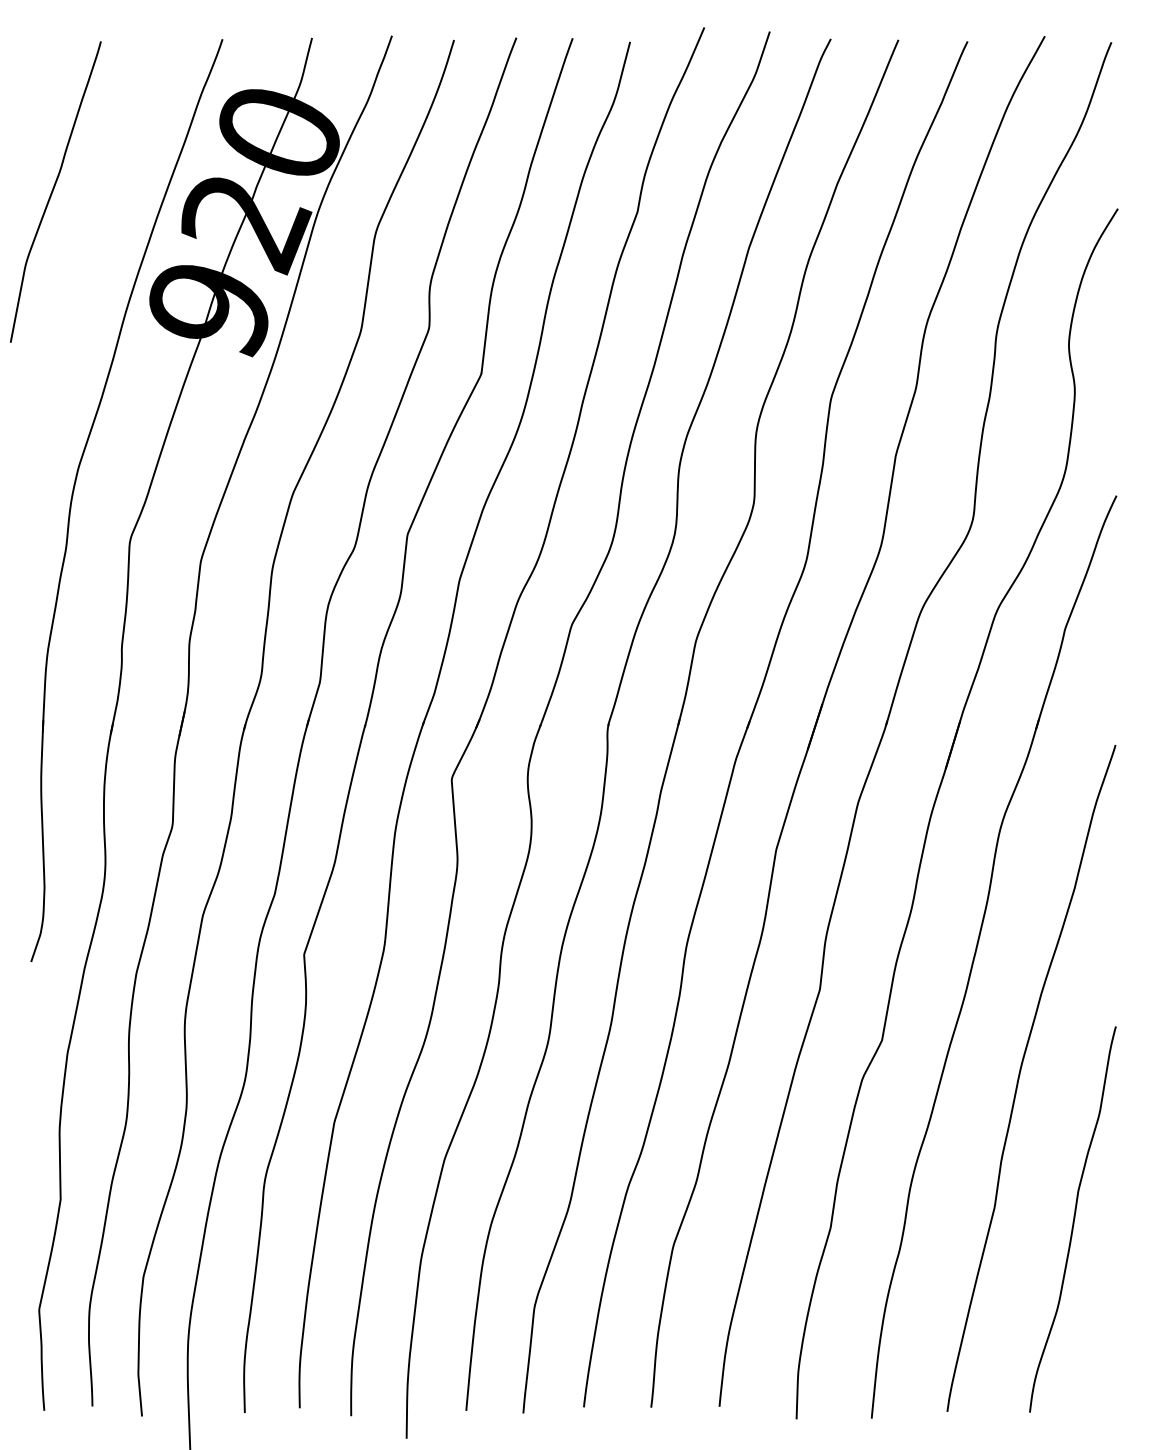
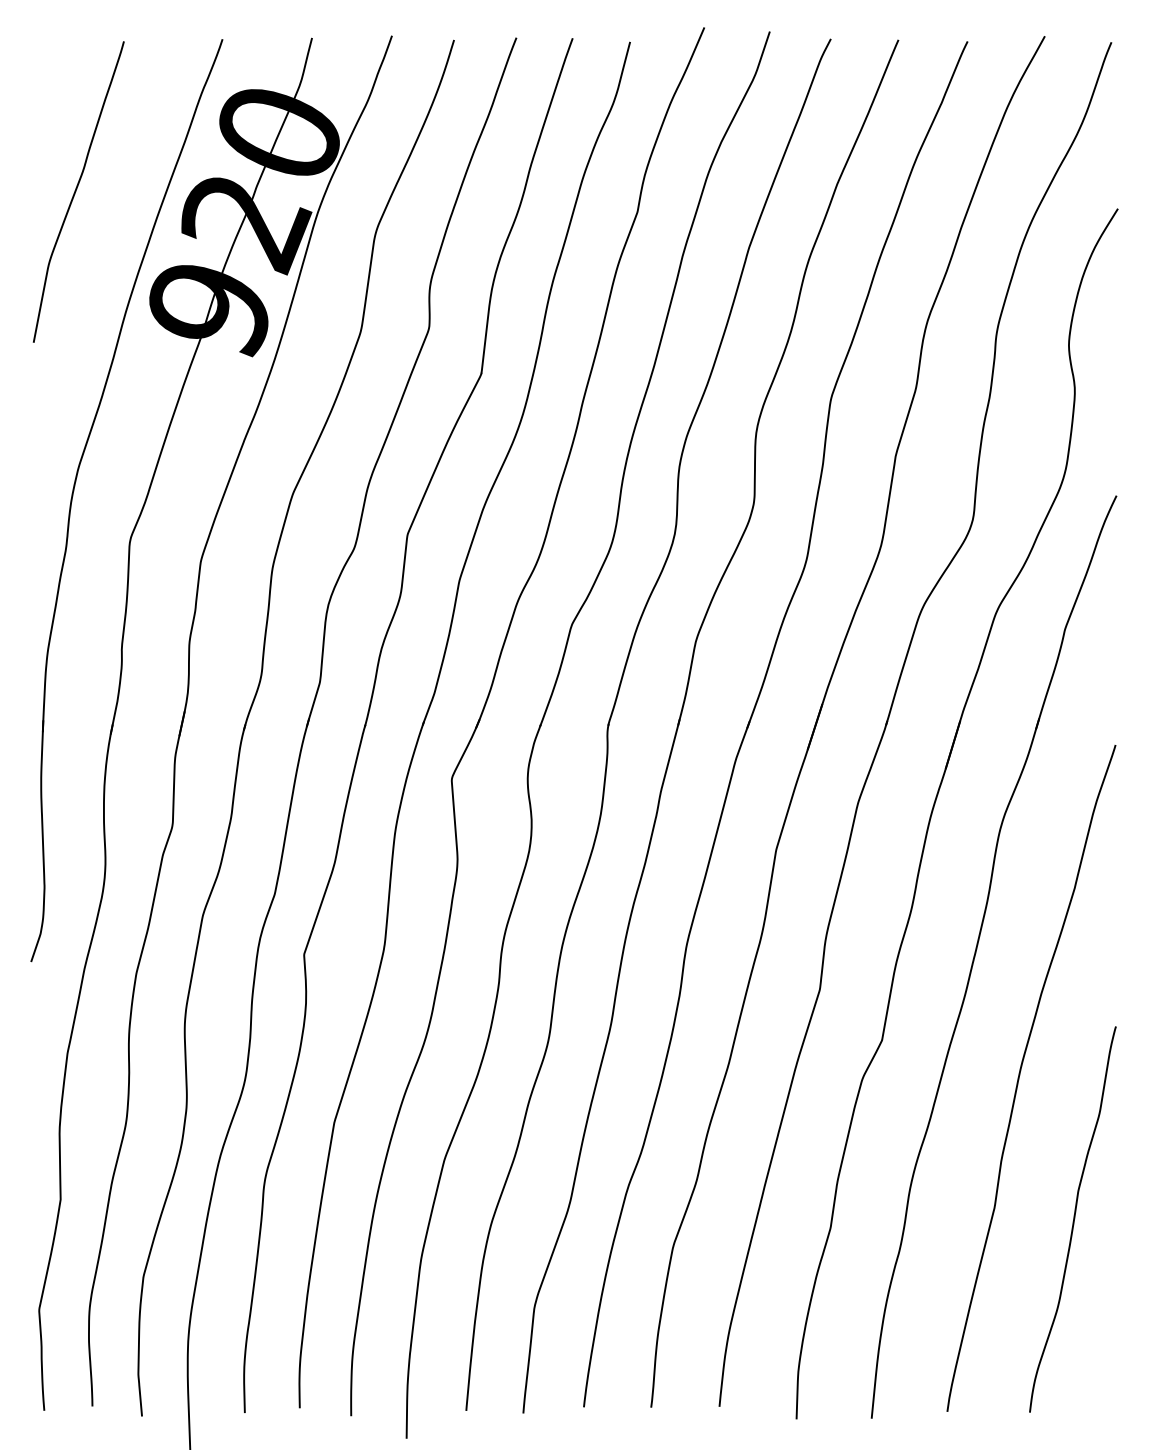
curve position: (53, 191) -> (76, 191) (76, 191)
